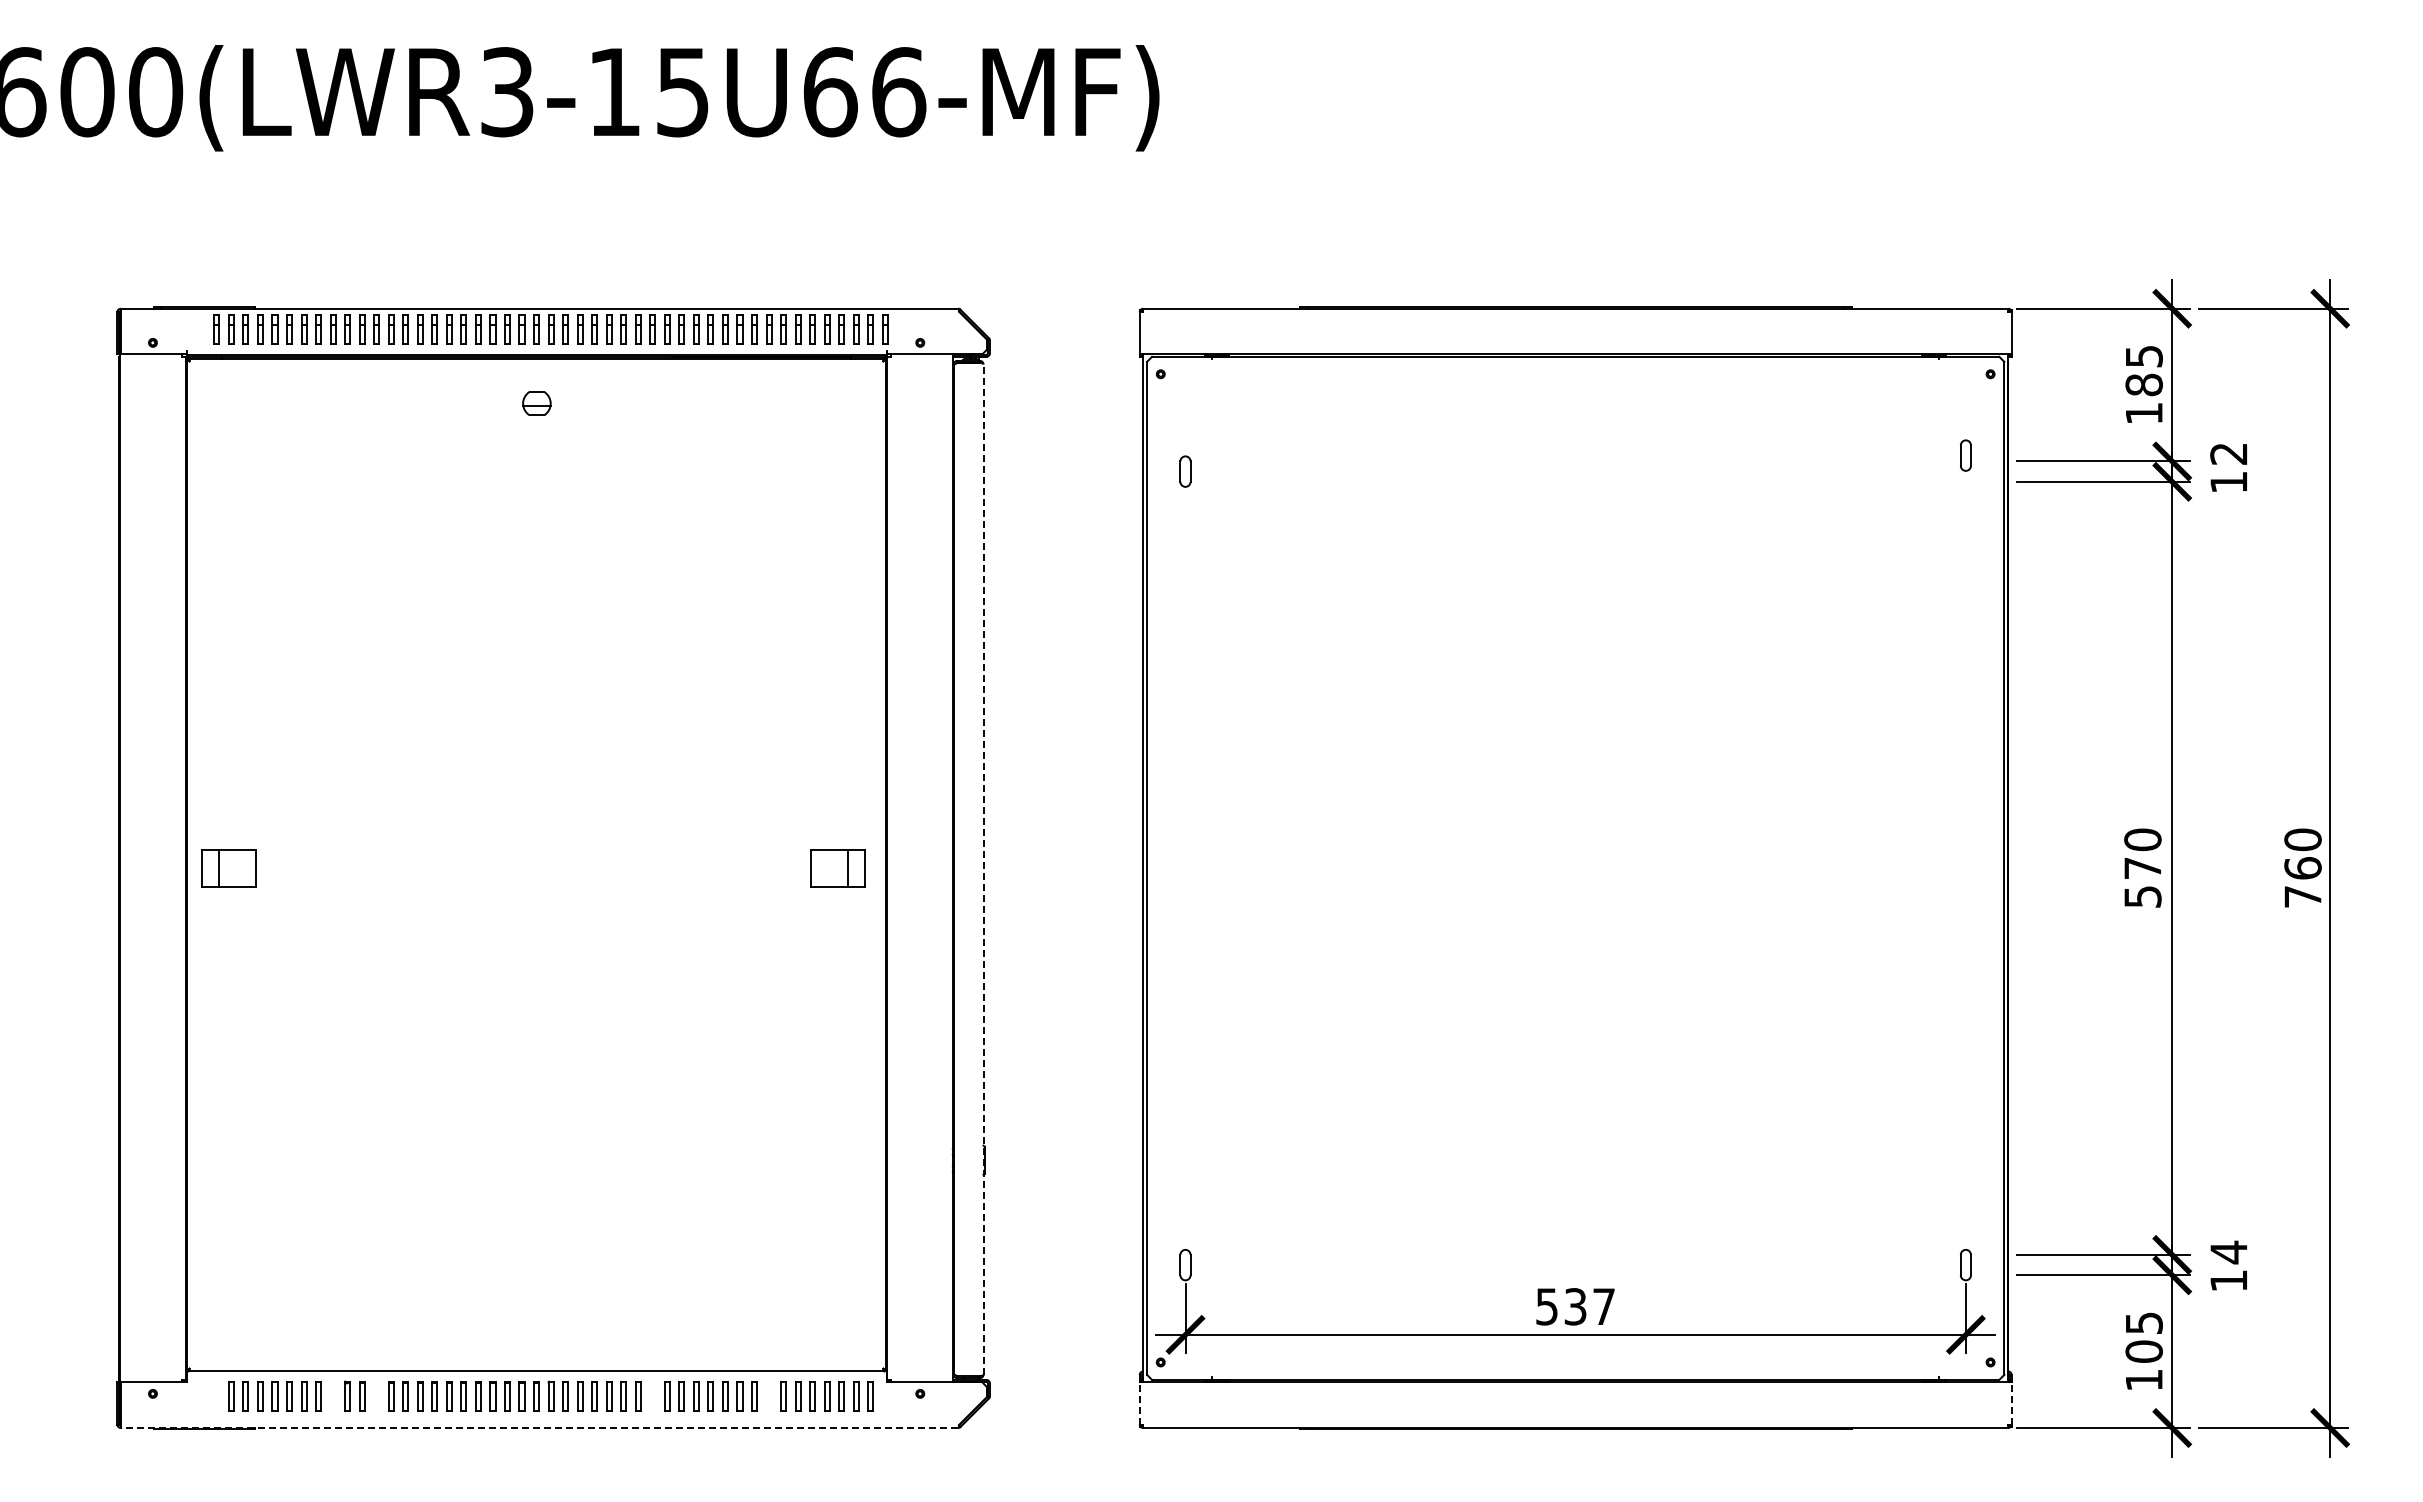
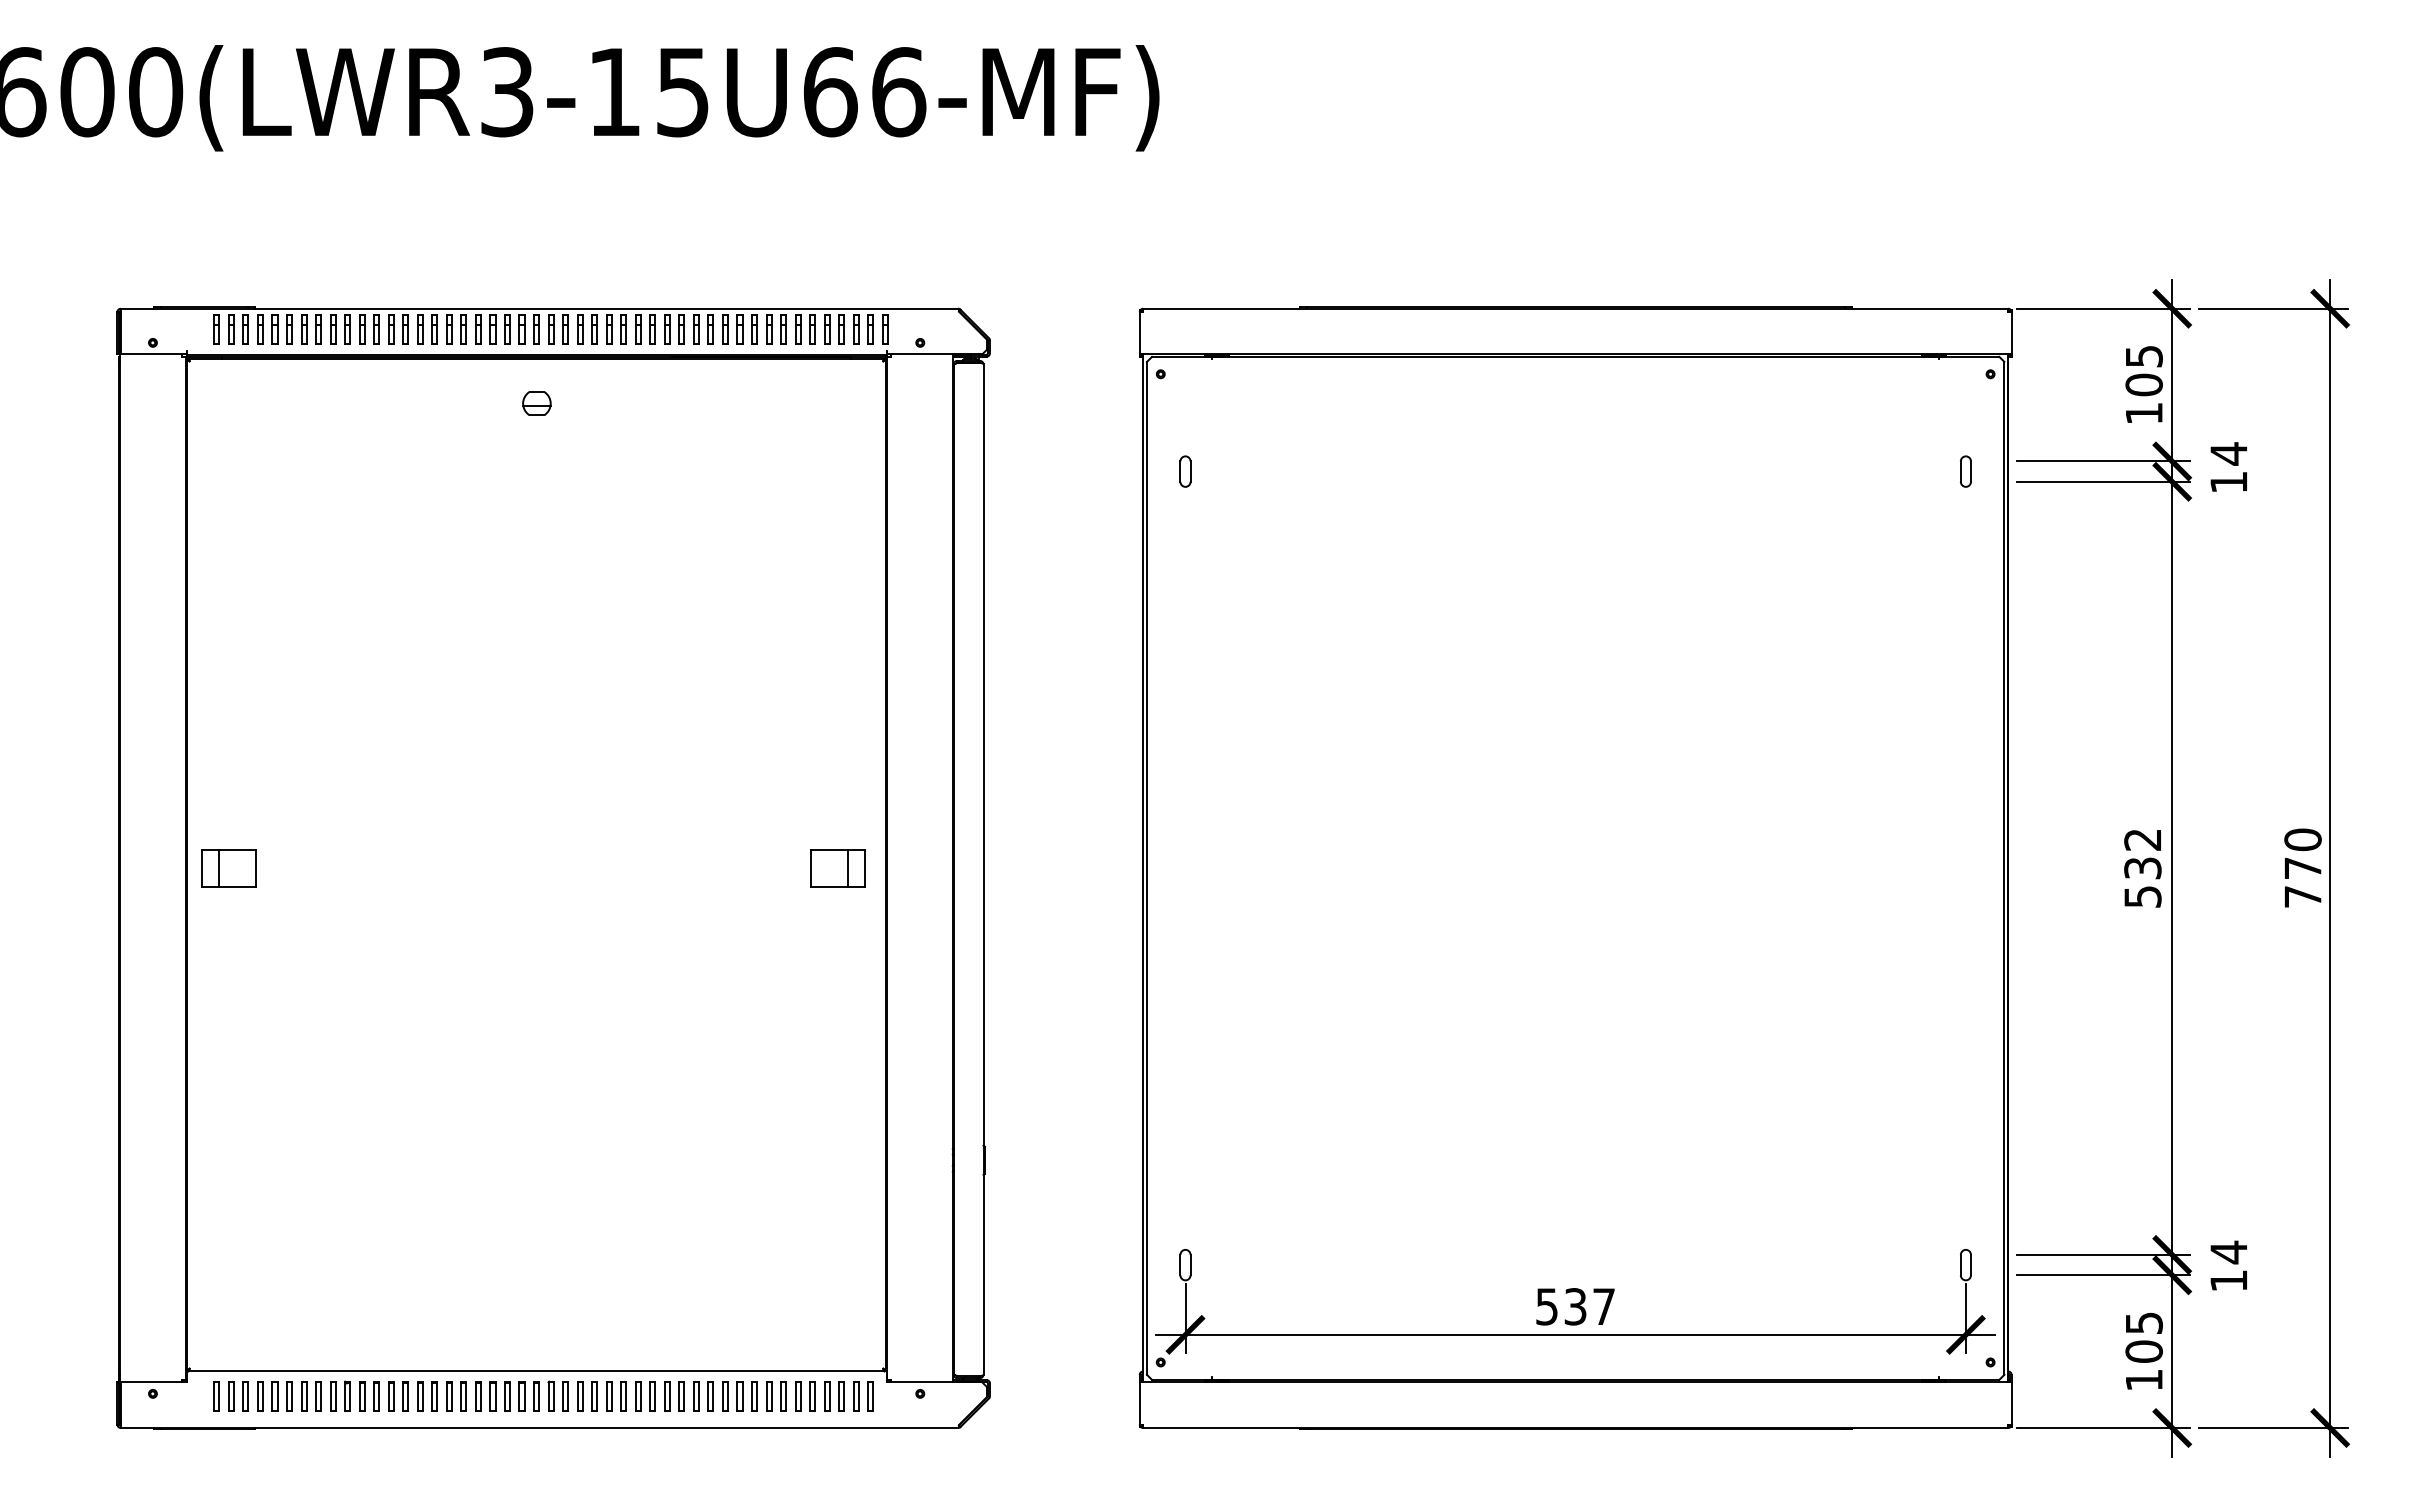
text: 185 -> 105 (2143, 384)
text: 12 -> 14 (2228, 453)
part position: (1965, 455) -> (1965, 471) (1965, 471)
text: 570 -> 532 (2142, 853)
text: 760 -> 770 (2302, 868)
line: dashed -> solid (983, 869)
part: none -> present (216, 1396)
part: none -> present (333, 1396)
part: none -> present (376, 1396)
part: none -> present (652, 1396)
part: none -> present (769, 1396)
line: dashed -> solid (1139, 1402)
line: dashed -> solid (2011, 1402)
line: dashed -> solid (539, 1428)
